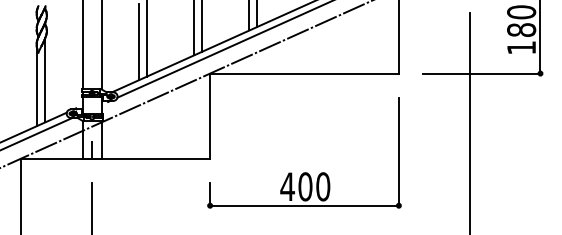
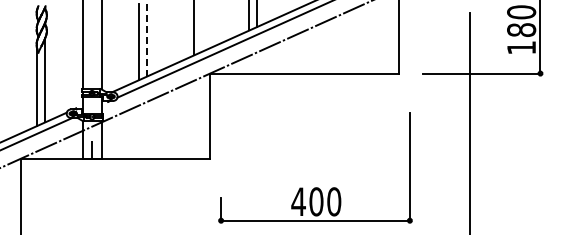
line: present -> none (202, 26)
line: solid -> dashed (146, 38)
part position: (304, 172) -> (315, 187) (315, 187)
line: present -> none (92, 206)
